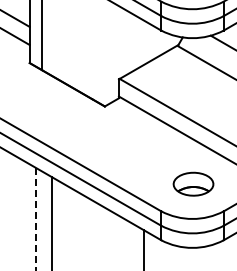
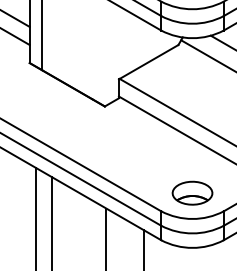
line position: (205, 62) -> (207, 55) (207, 55)
part position: (193, 183) -> (192, 192) (192, 192)
line: dashed -> solid (35, 219)
line: none -> present (106, 237)
